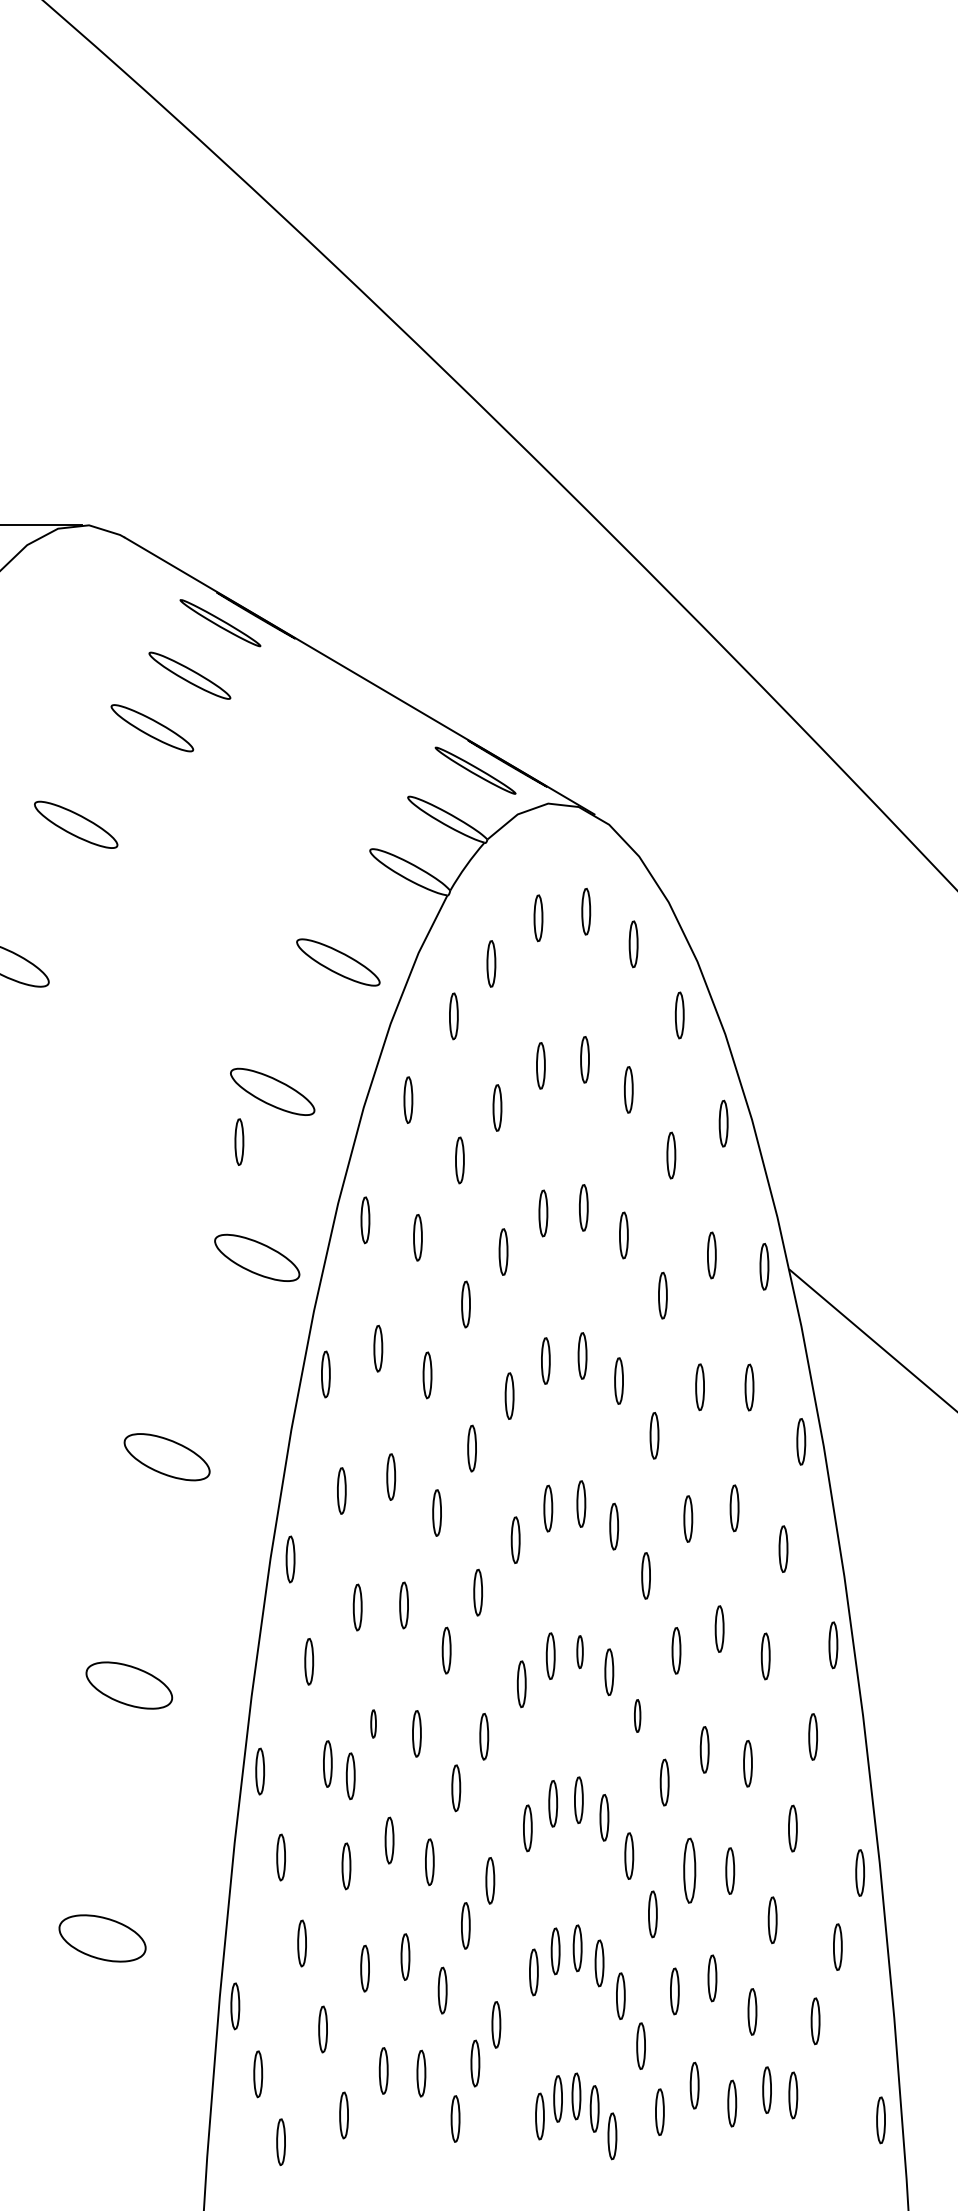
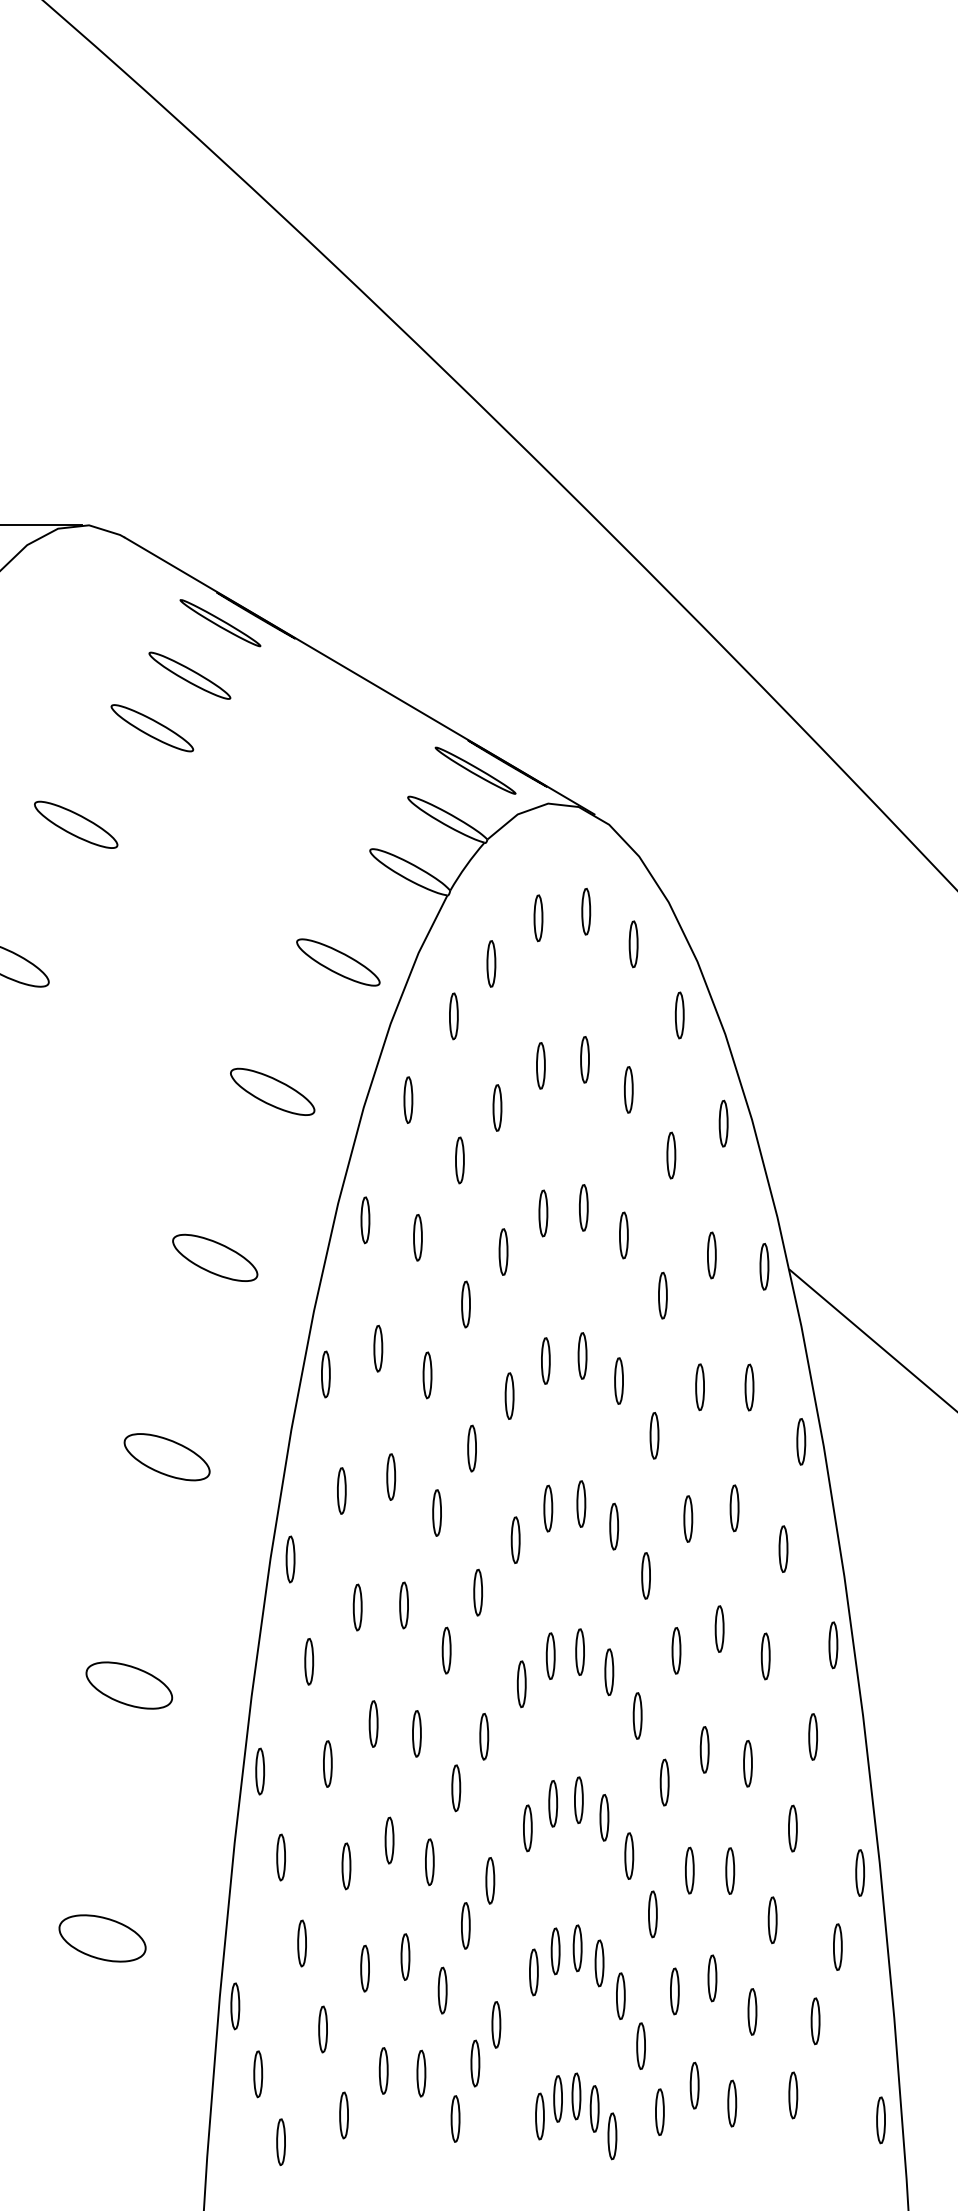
part: present -> none (239, 1141)
part position: (257, 1257) -> (215, 1257) (215, 1257)
part size: 8x35 px -> 10x48 px (579, 1651)
part size: 8x34 px -> 11x48 px (637, 1715)
part size: 7x30 px -> 11x48 px (373, 1723)
part: present -> none (350, 1776)
part size: 14x67 px -> 10x49 px (689, 1870)
part: present -> none (766, 2089)
